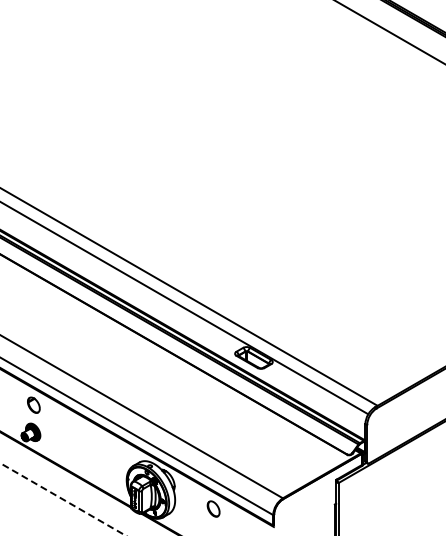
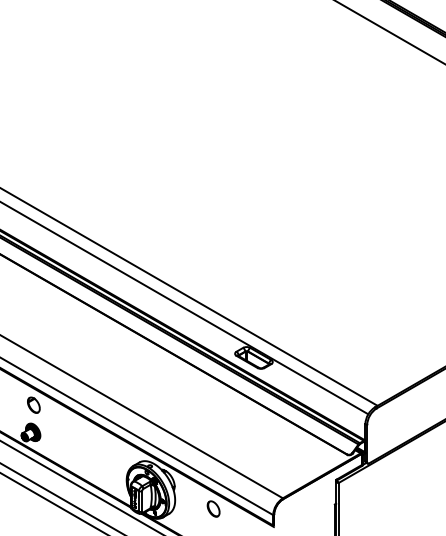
line: none -> present (80, 486)
line: dashed -> solid (63, 499)
line: none -> present (52, 503)
